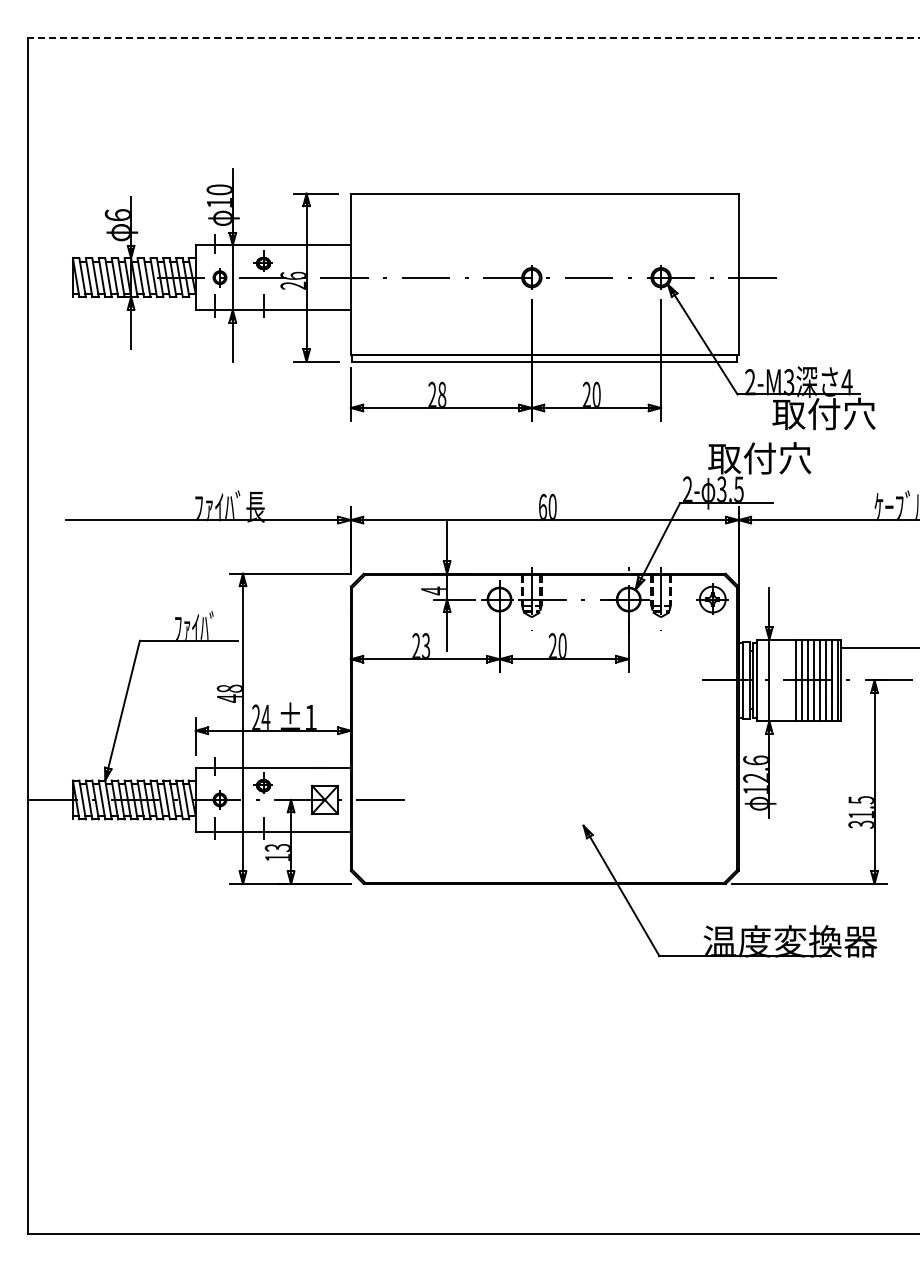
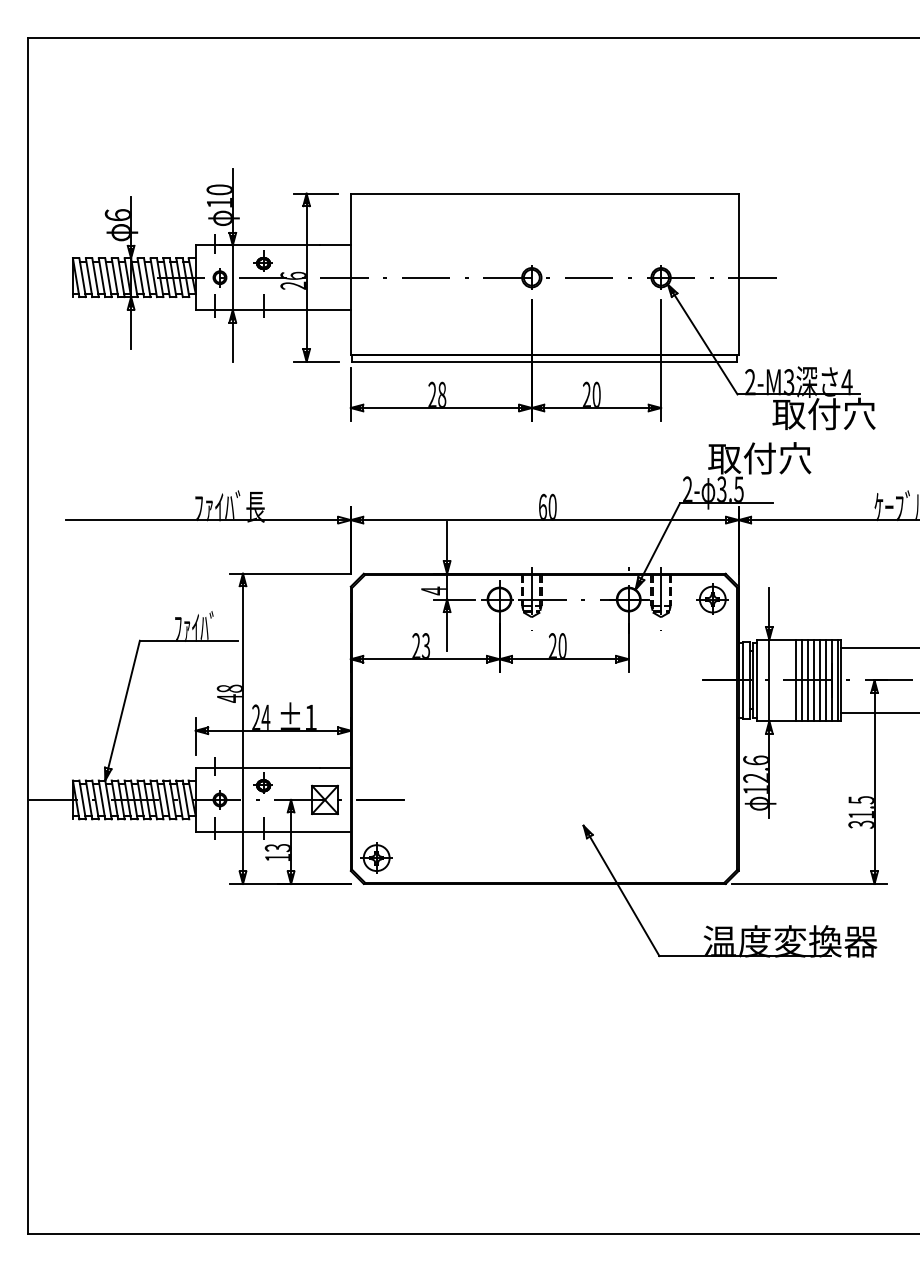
line: dashed -> solid (473, 38)
line: none -> present (878, 712)
part: none -> present (376, 857)
